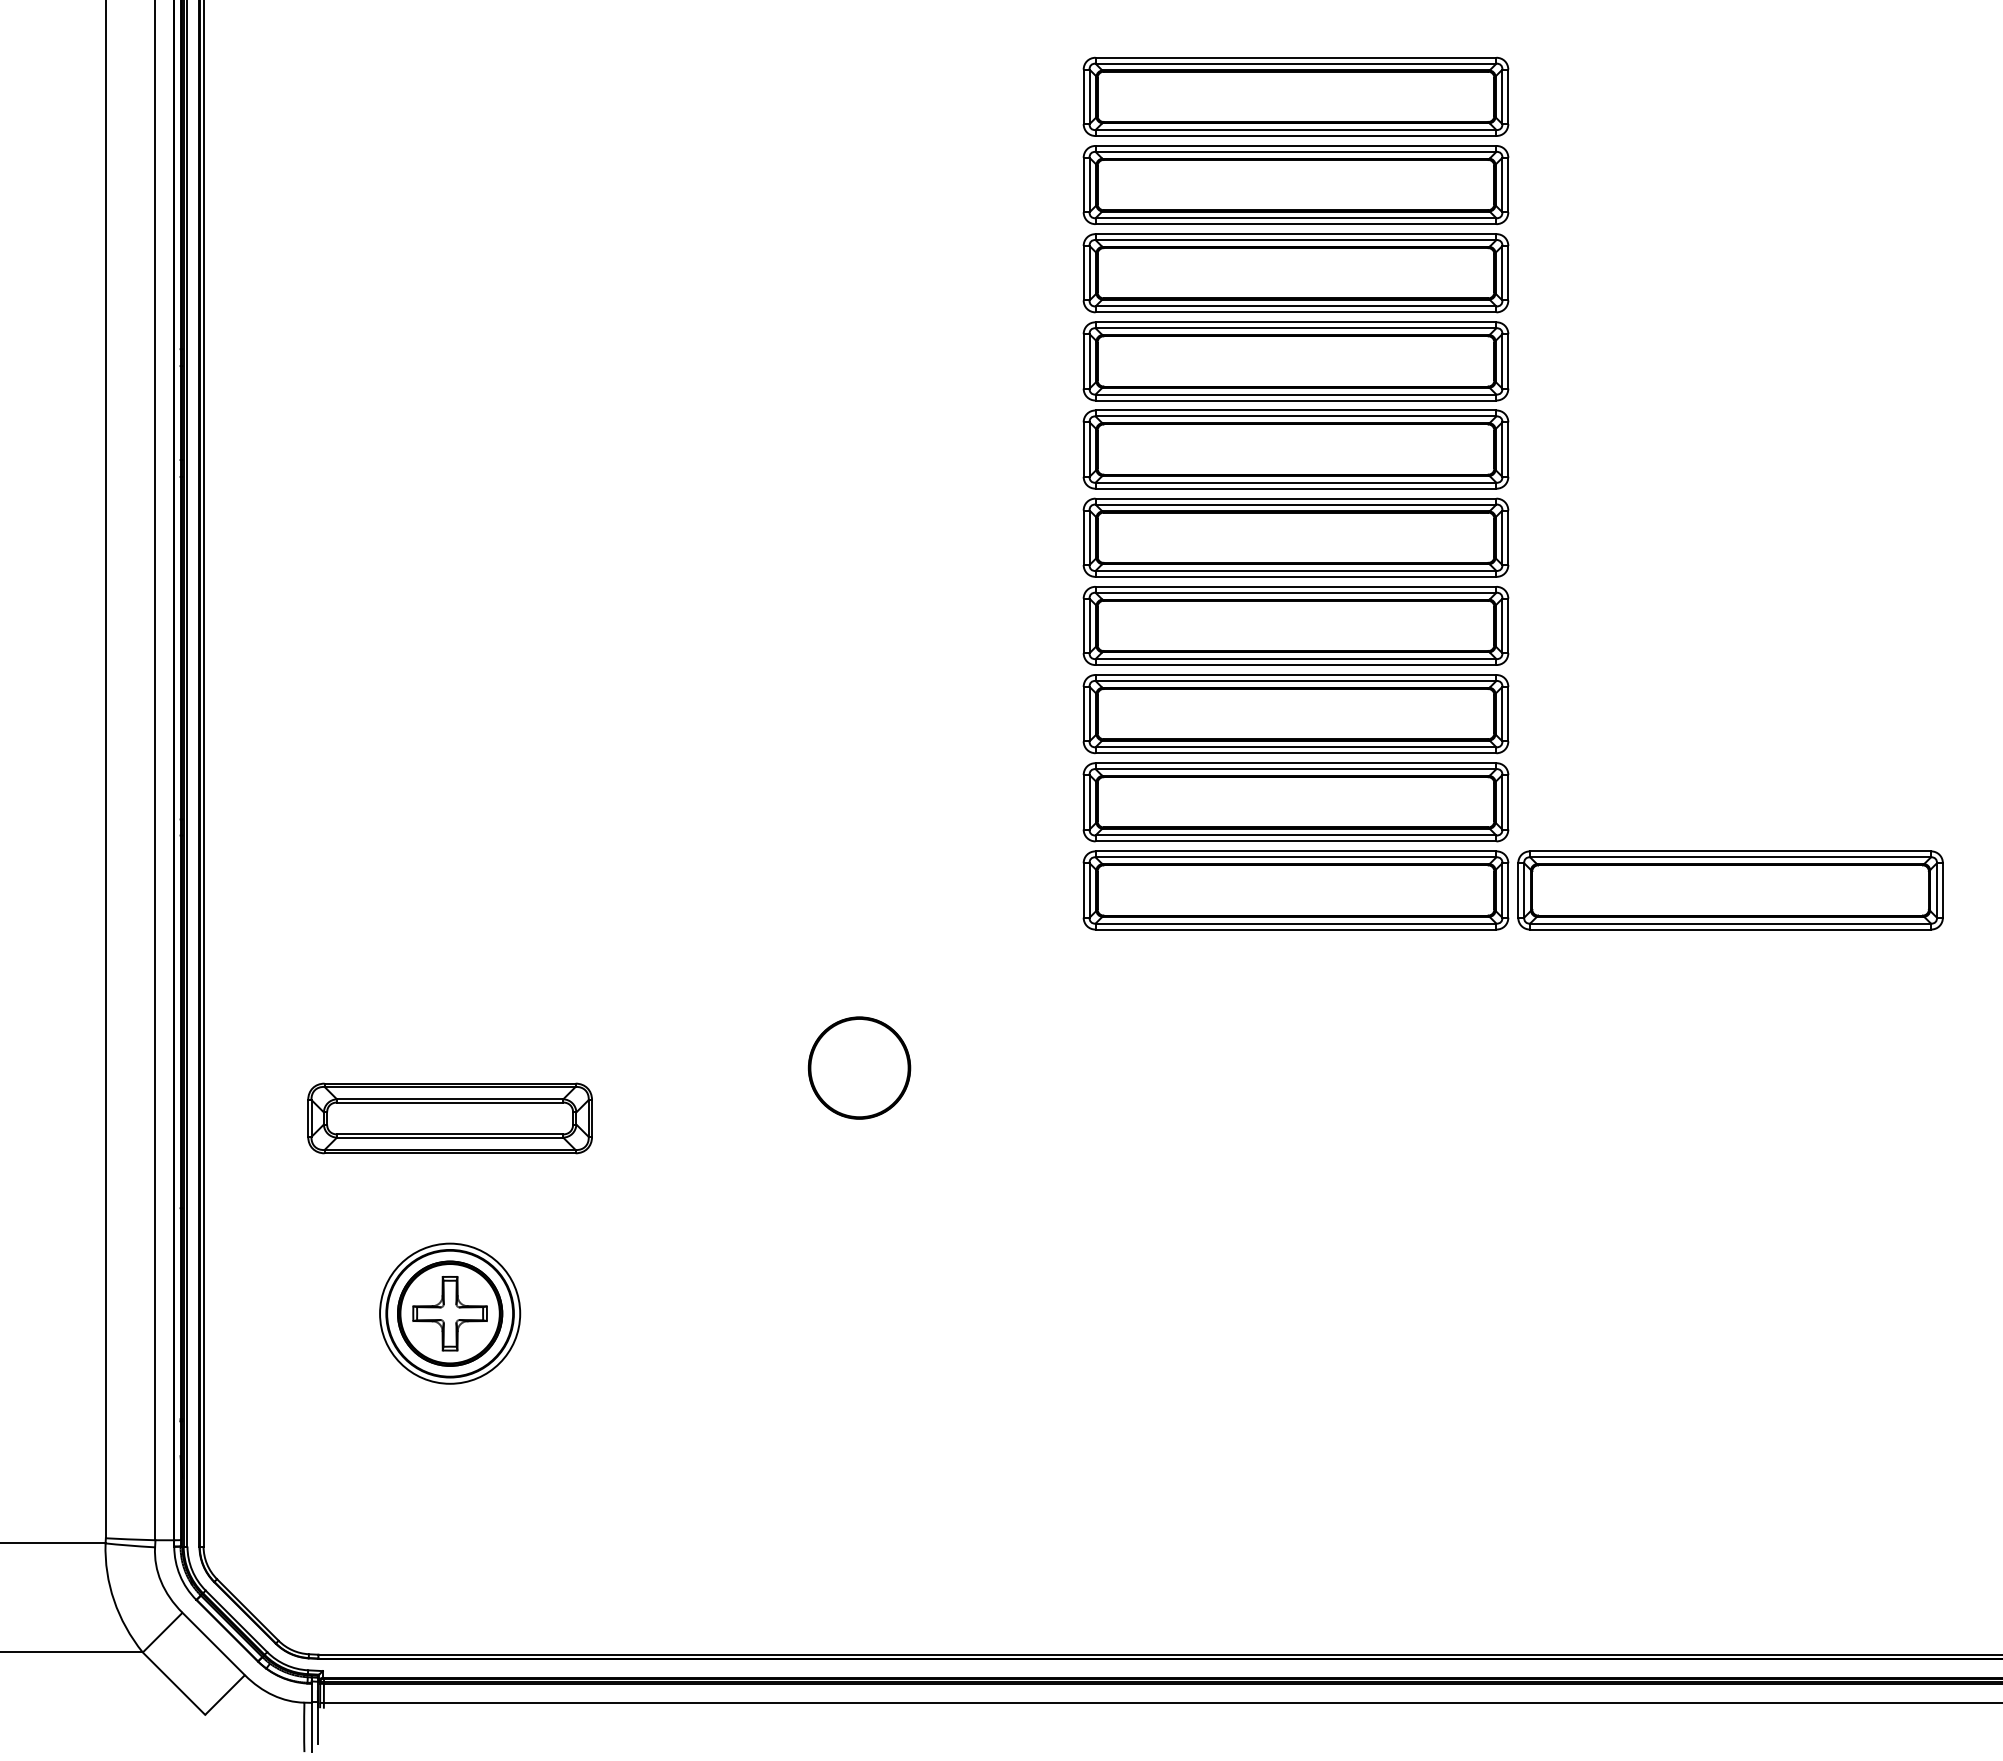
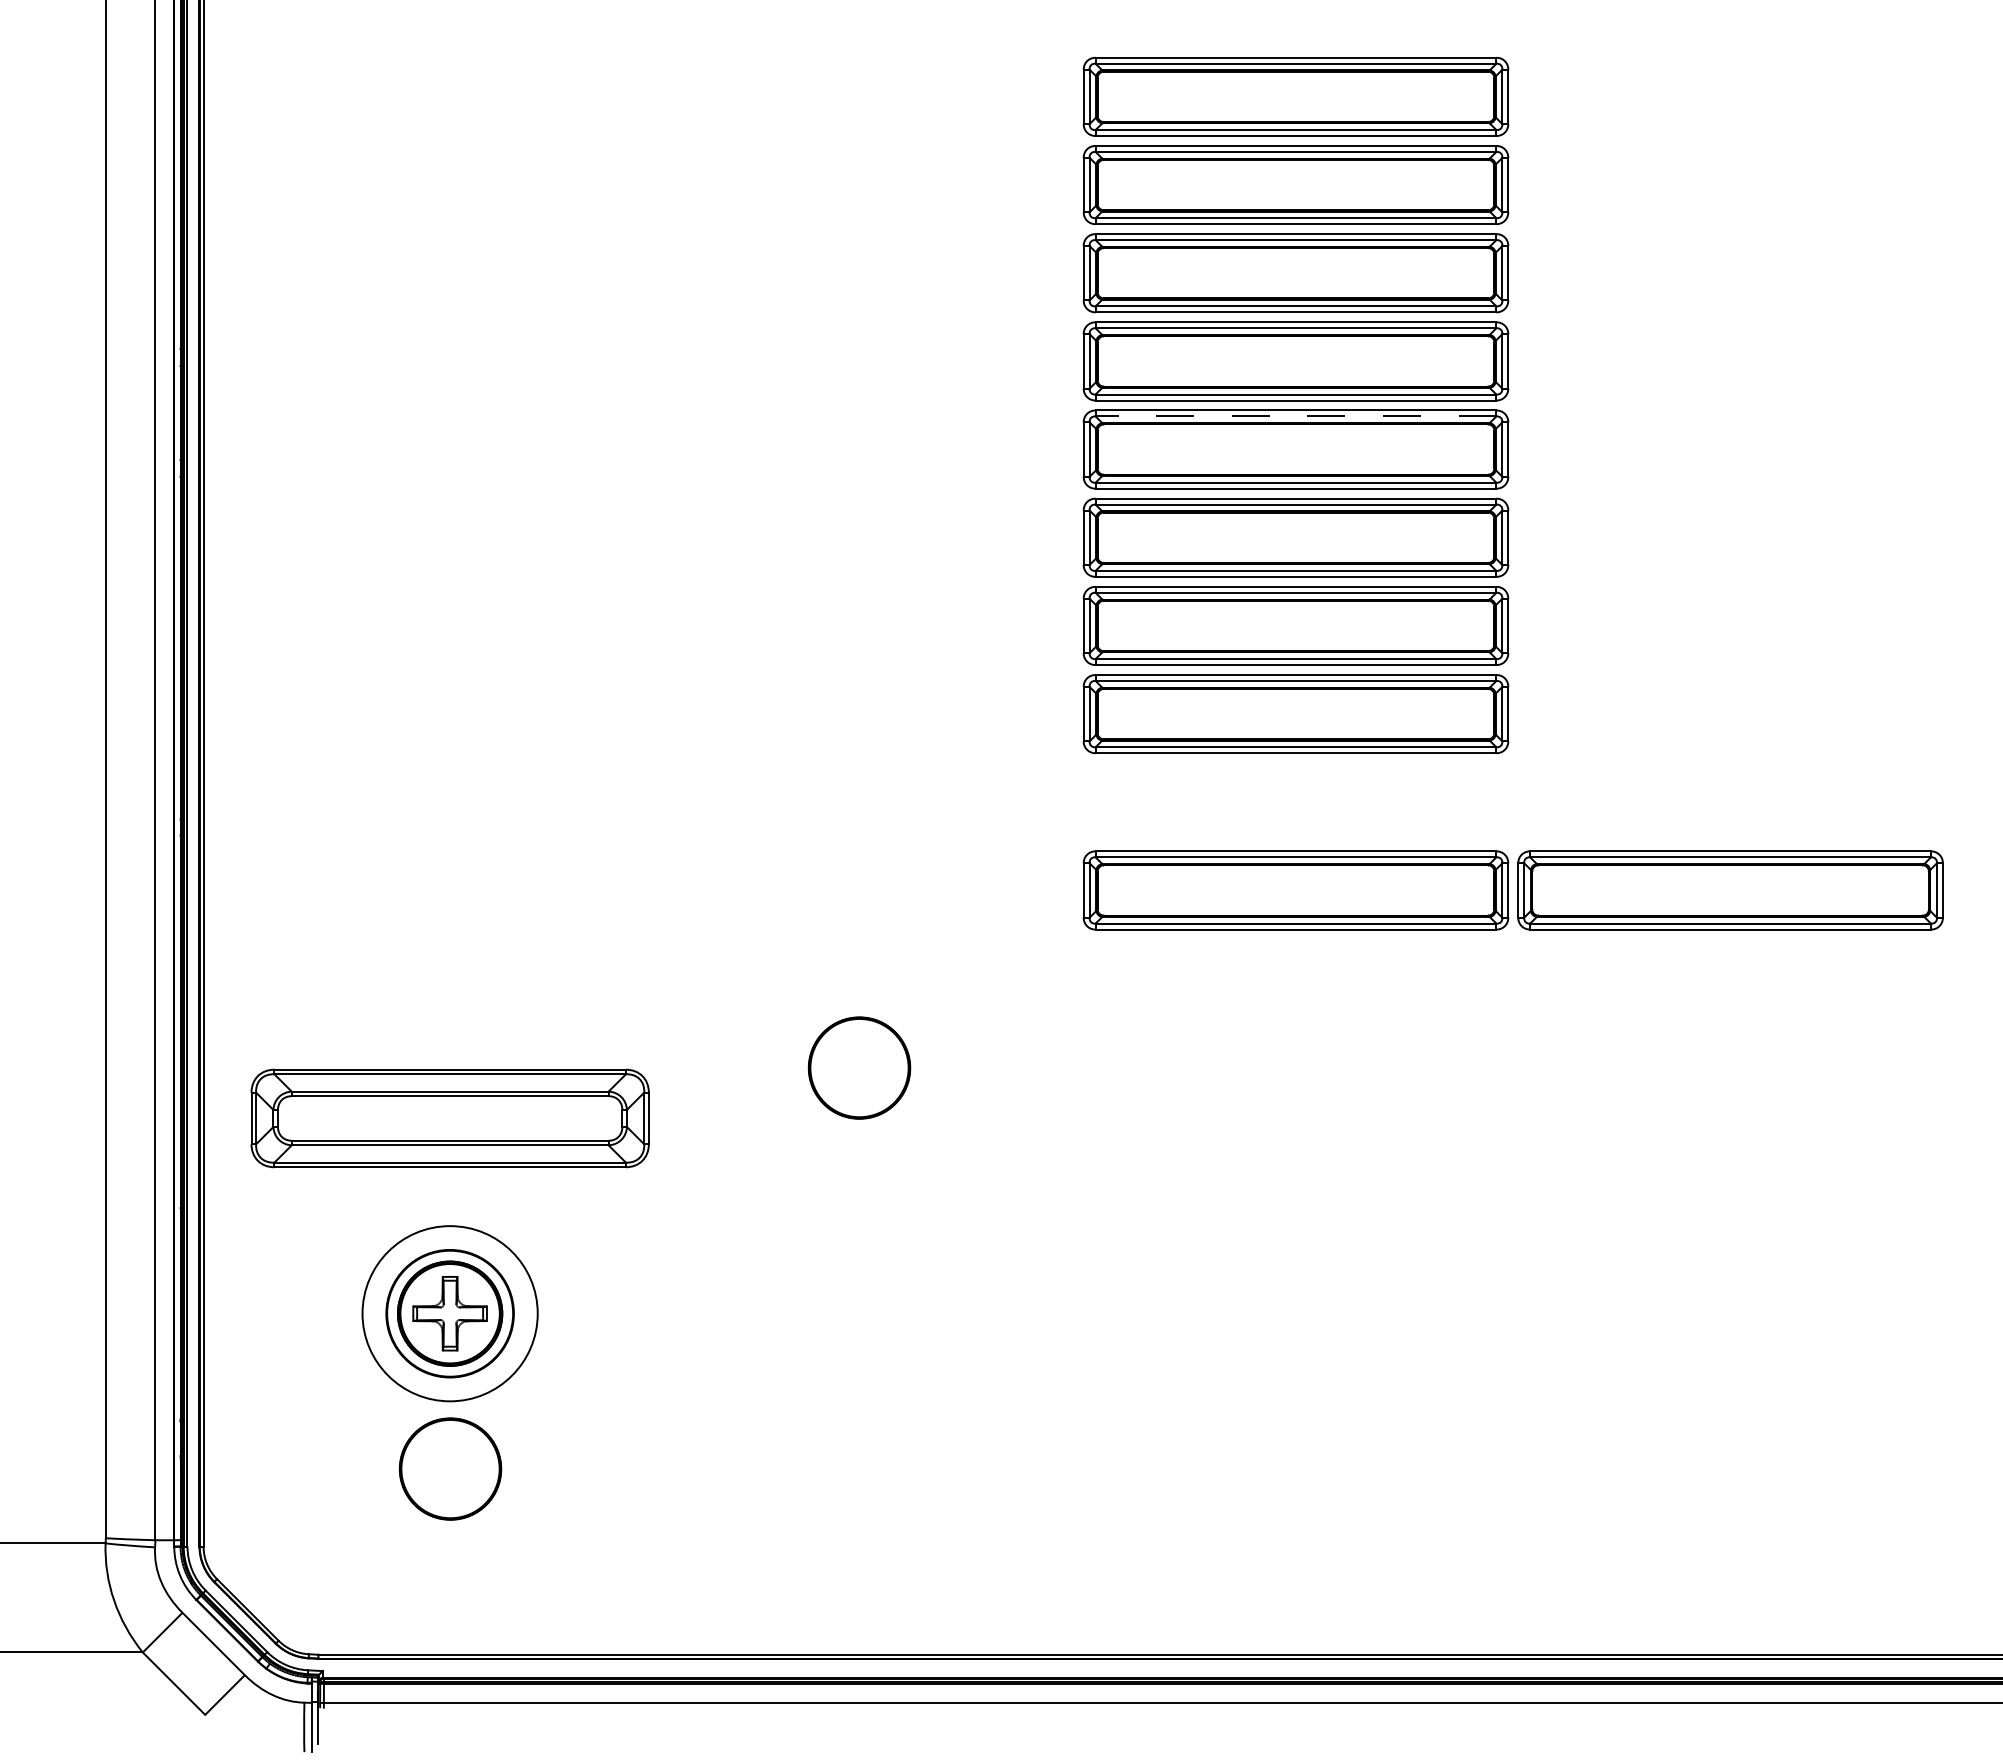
line: solid -> dashed (1295, 416)
part: present -> none (1295, 802)
part size: 286x73 px -> 400x101 px (449, 1118)
circle diameter: 140 px -> 175 px (449, 1313)
part: none -> present (450, 1468)
